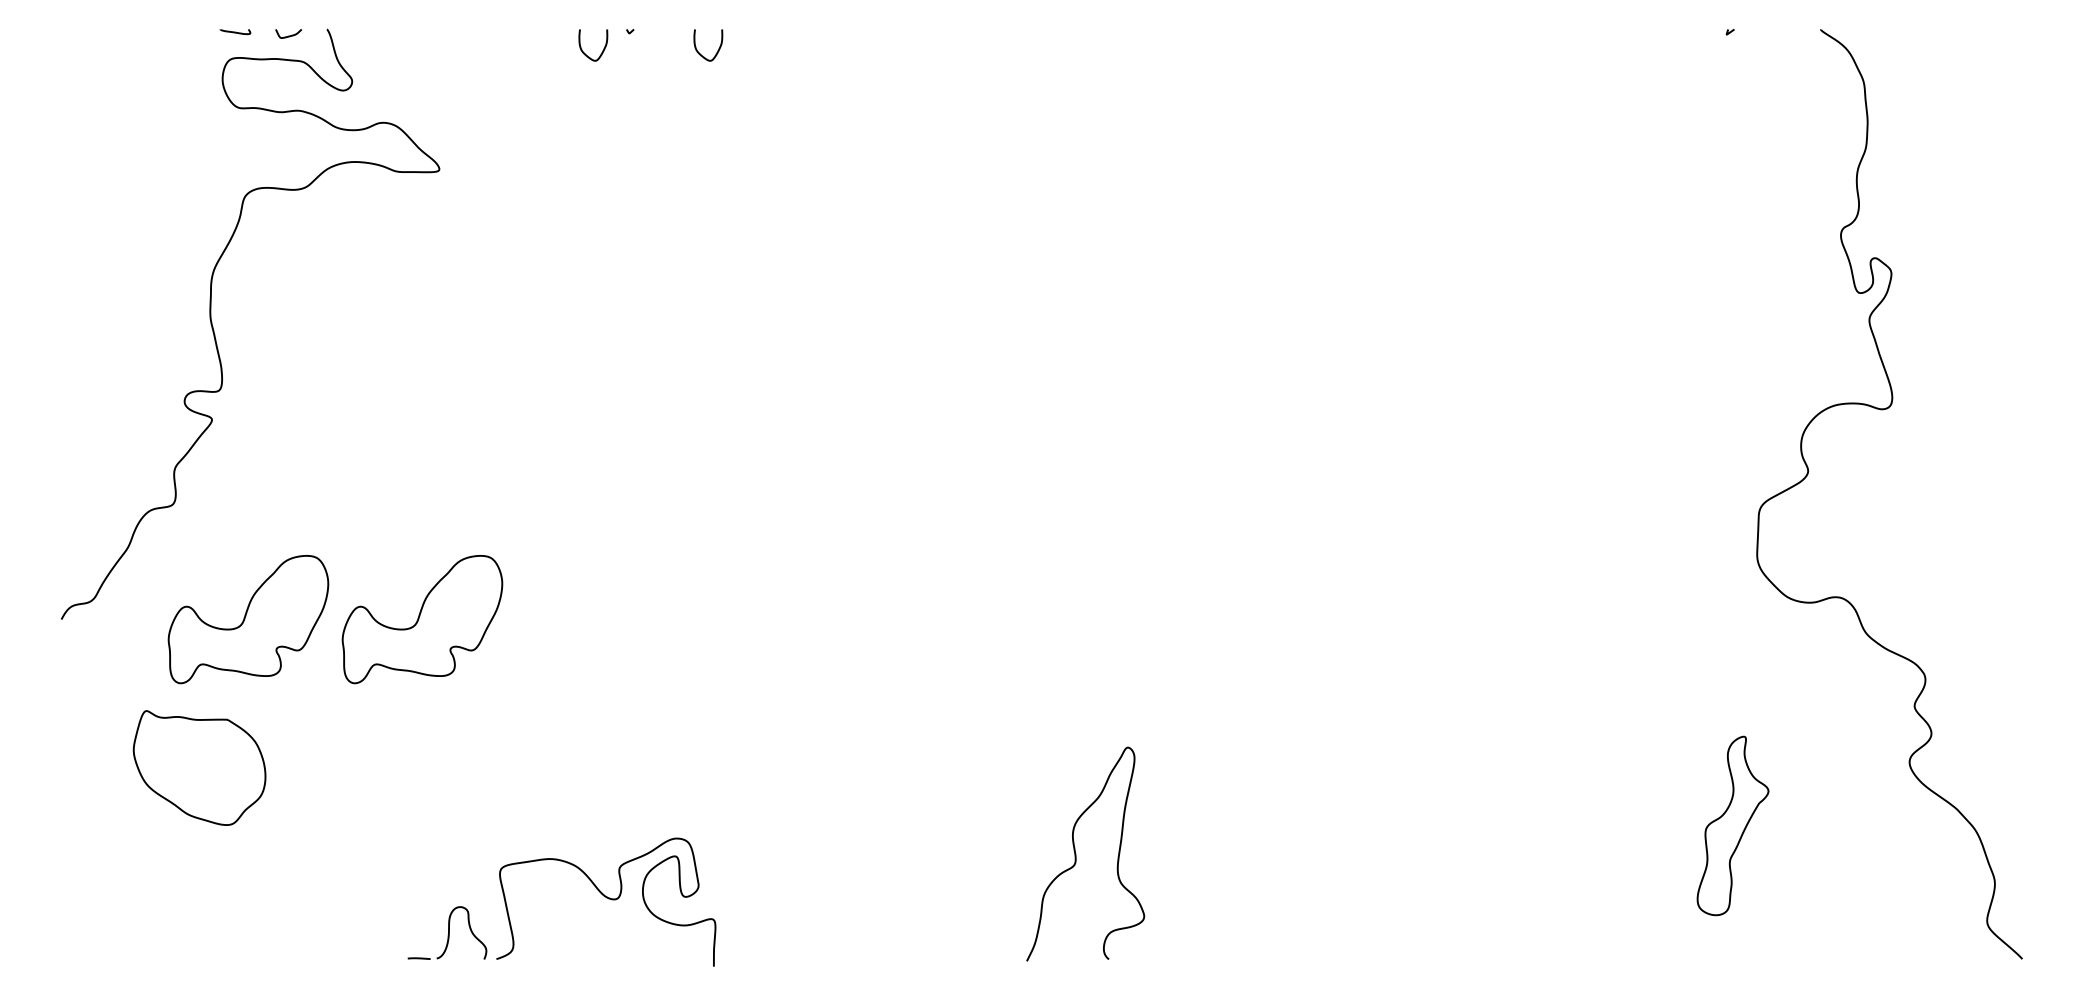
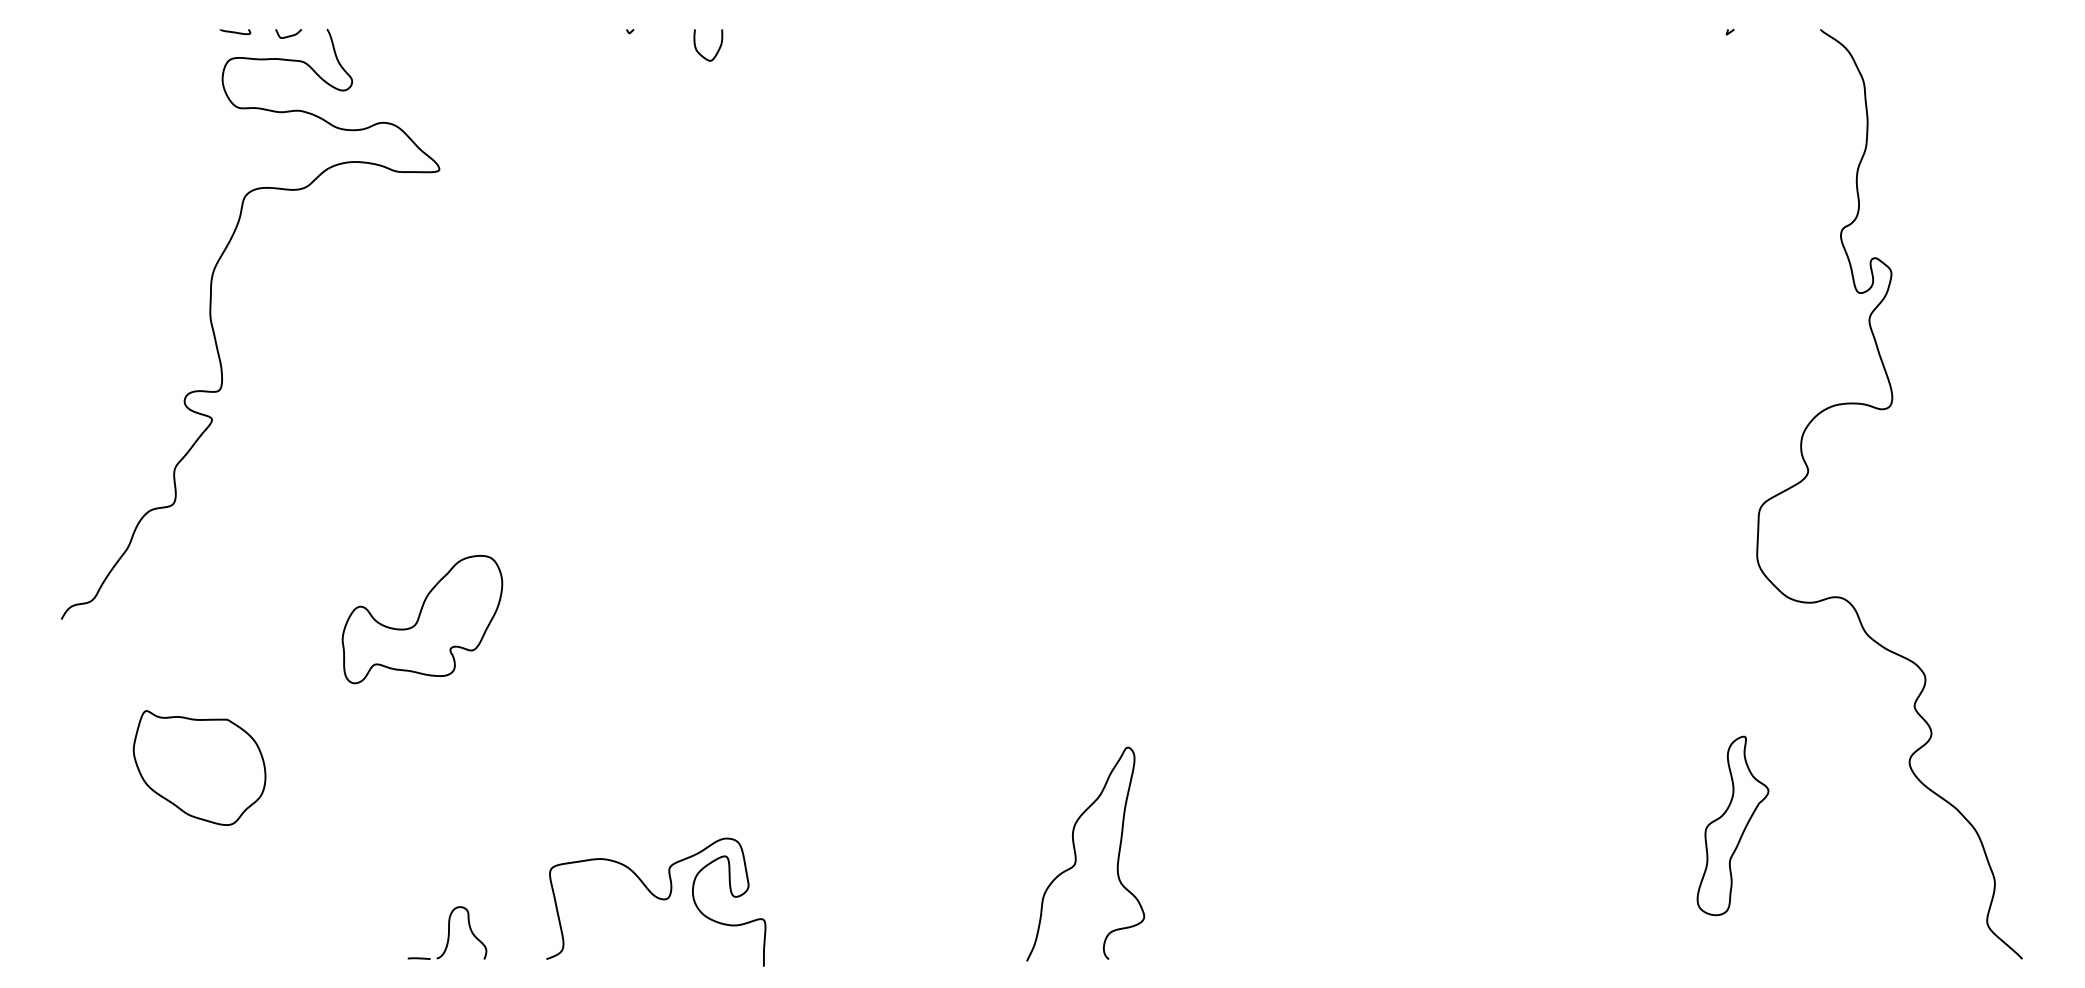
curve: present -> none (602, 50)
part: present -> none (248, 619)
curve position: (608, 899) -> (658, 899) (658, 899)
